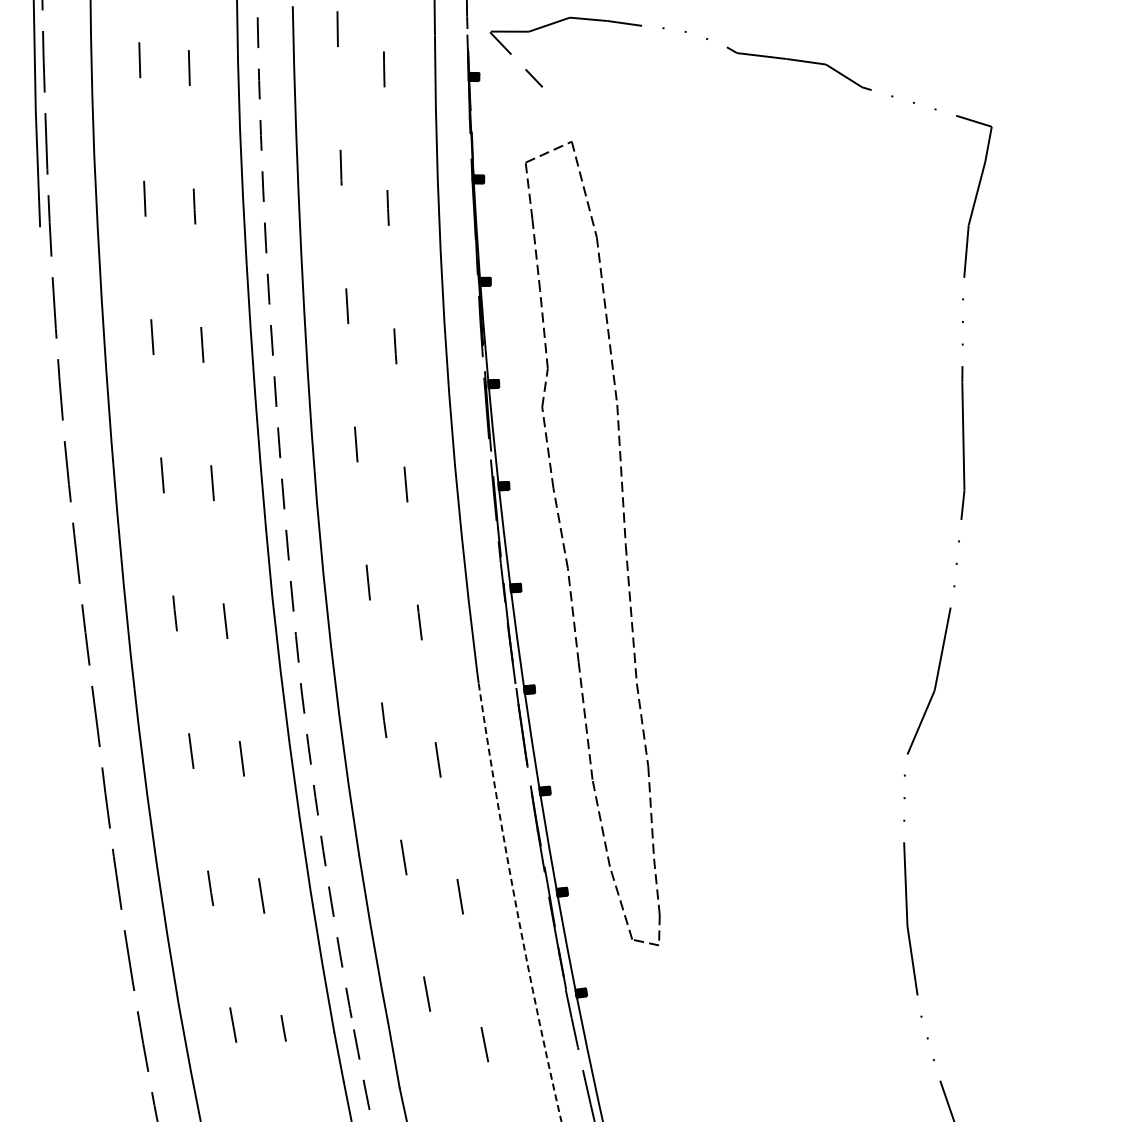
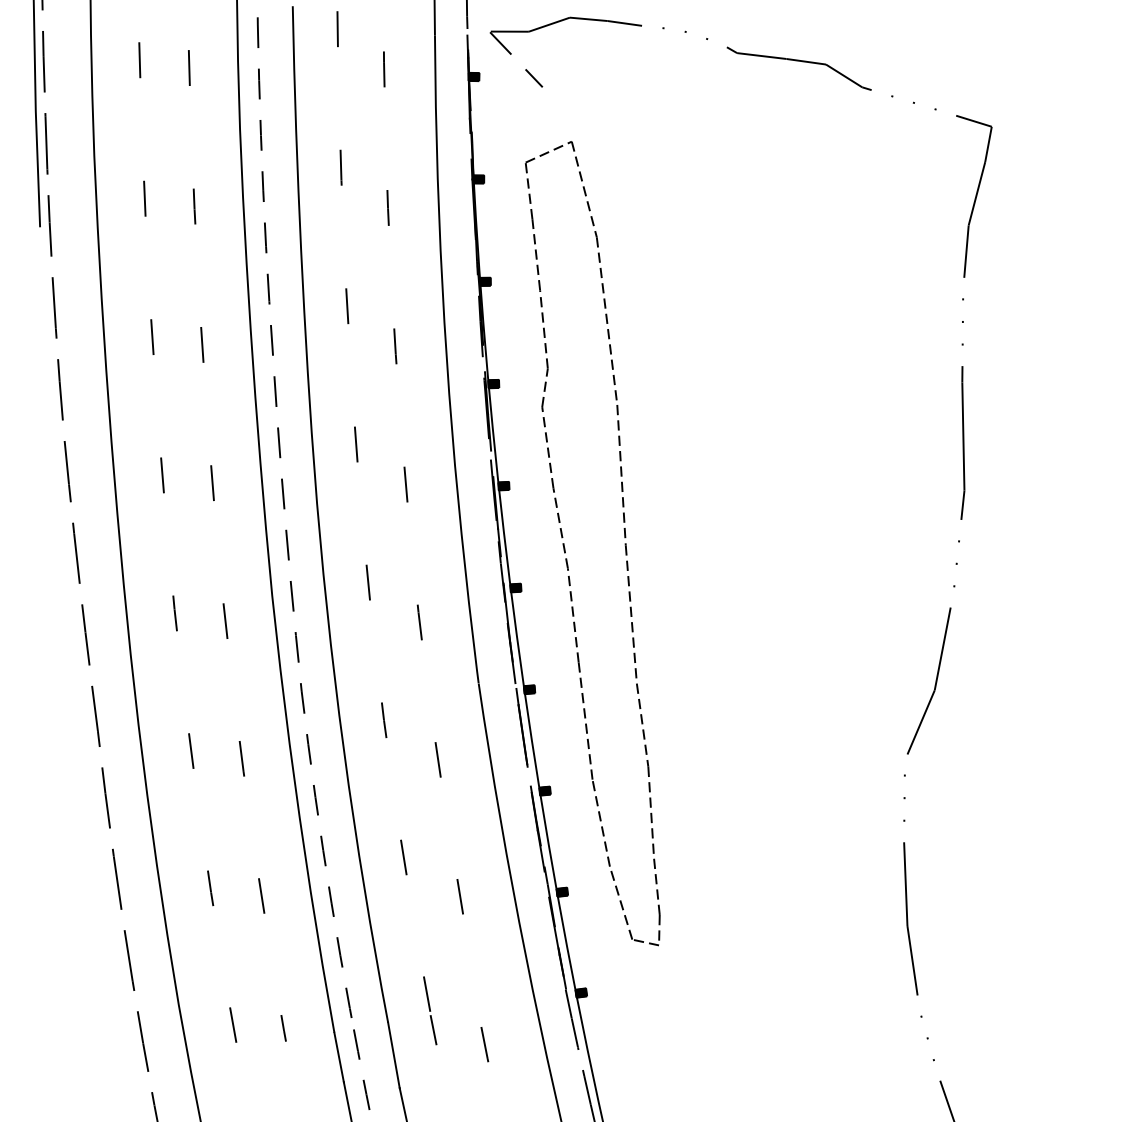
arc: dashed -> solid (515, 903)
line: none -> present (433, 1030)
